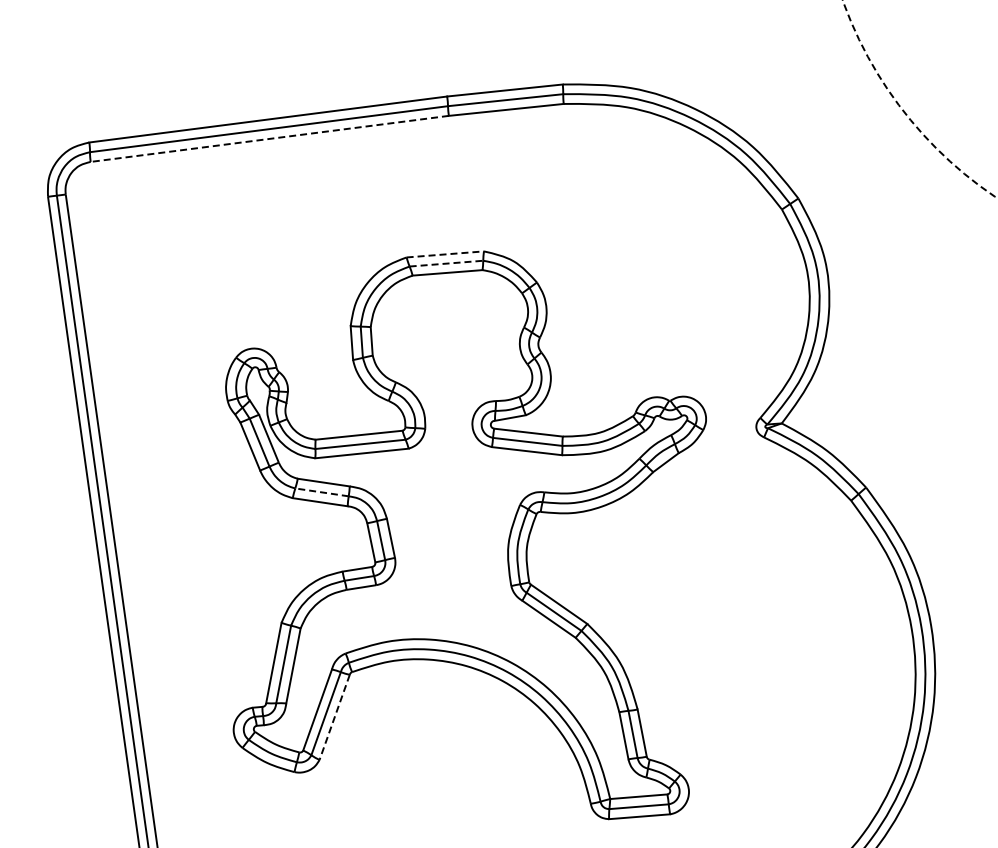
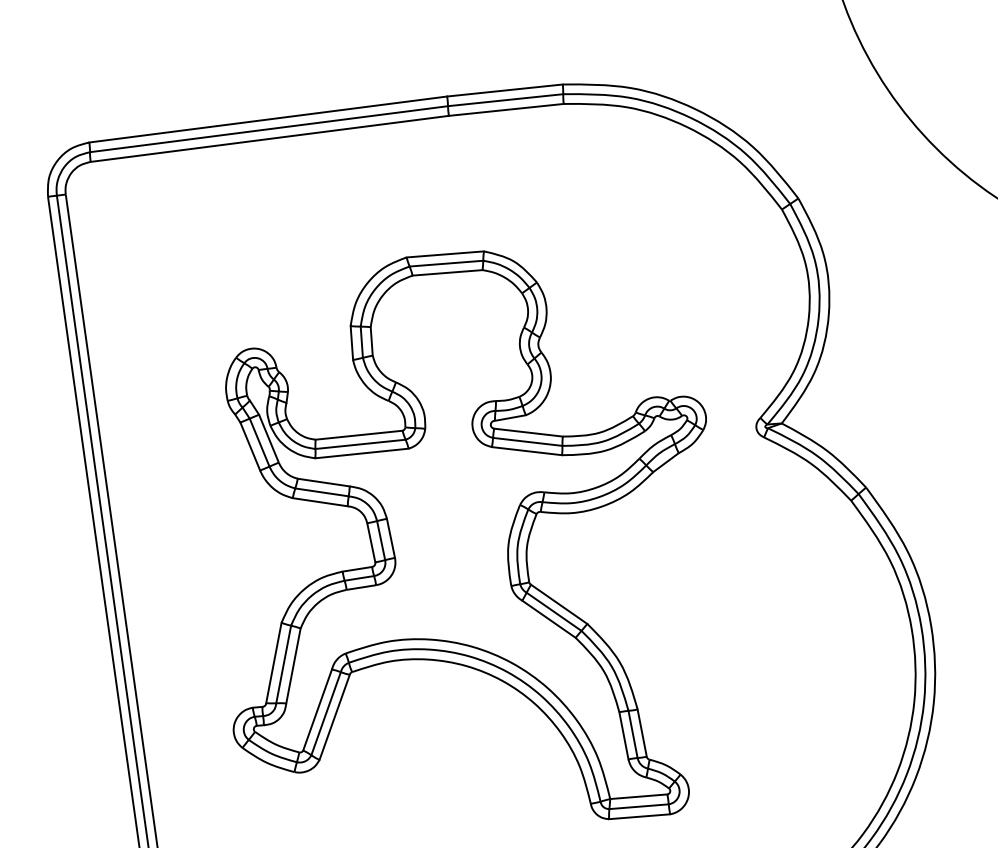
circle: dashed -> solid (919, 99)
line: dashed -> solid (269, 138)
line: dashed -> solid (445, 254)
line: dashed -> solid (446, 263)
line: dashed -> solid (321, 492)
line: dashed -> solid (334, 717)
